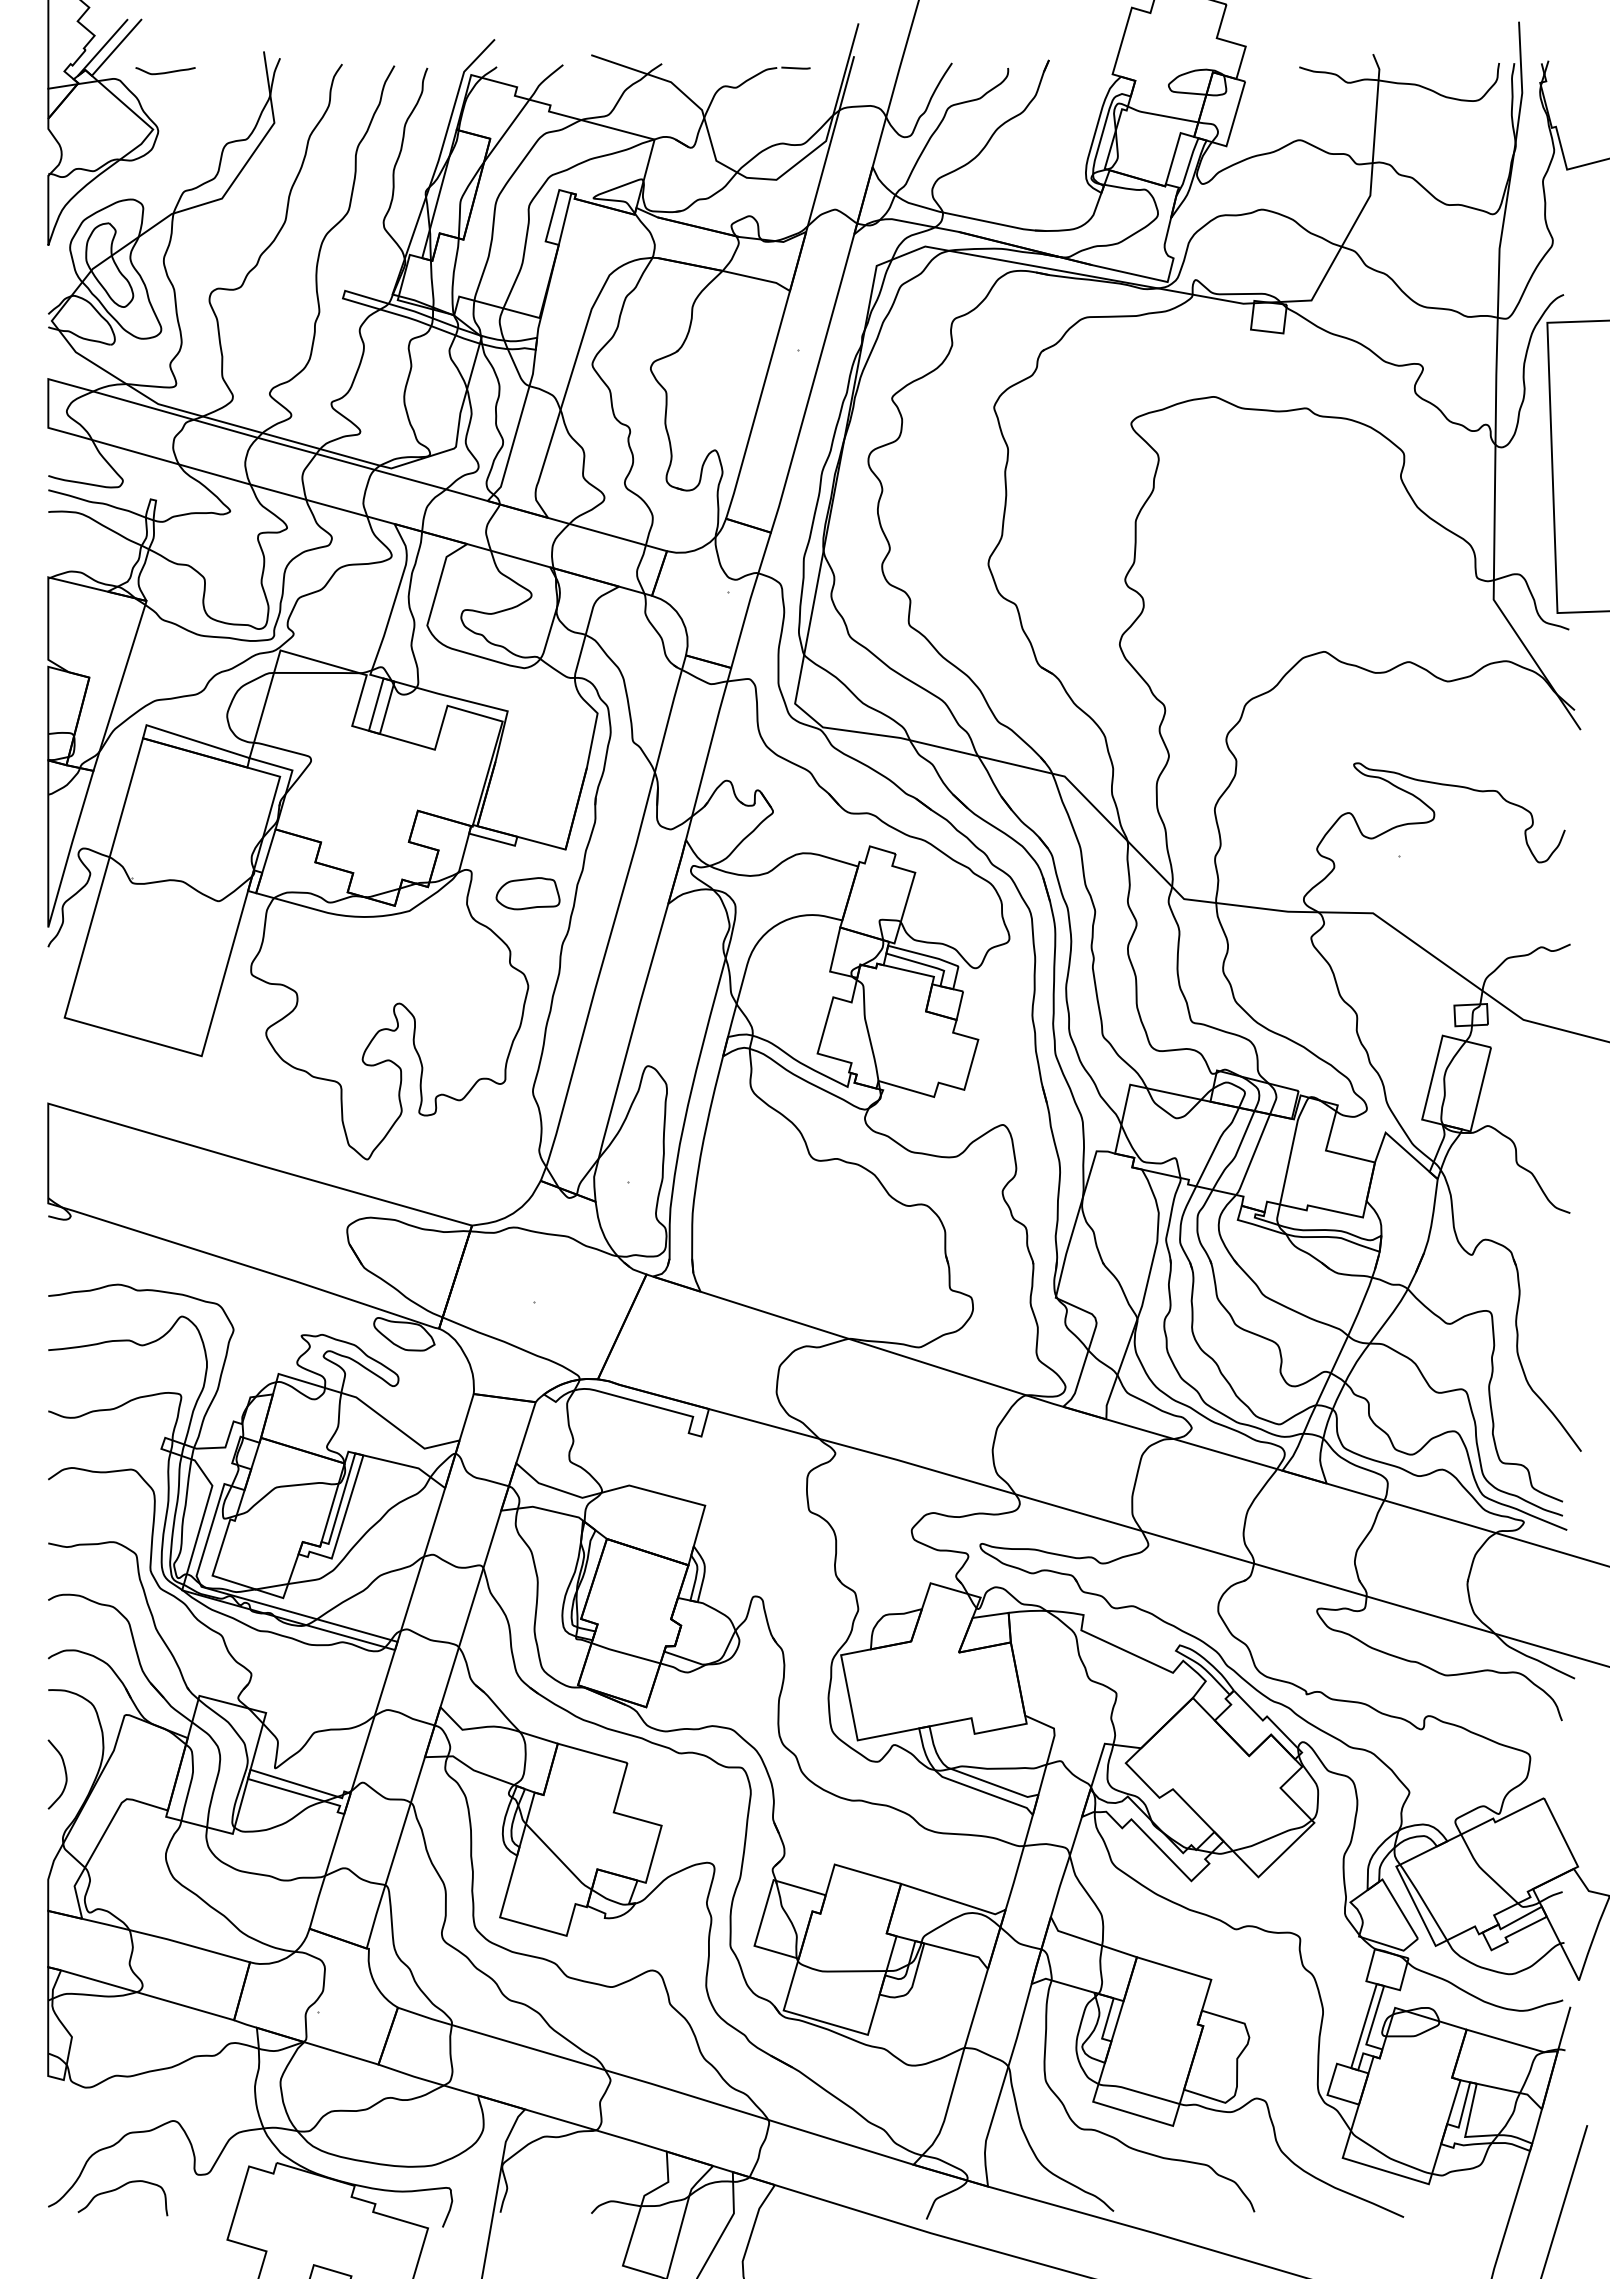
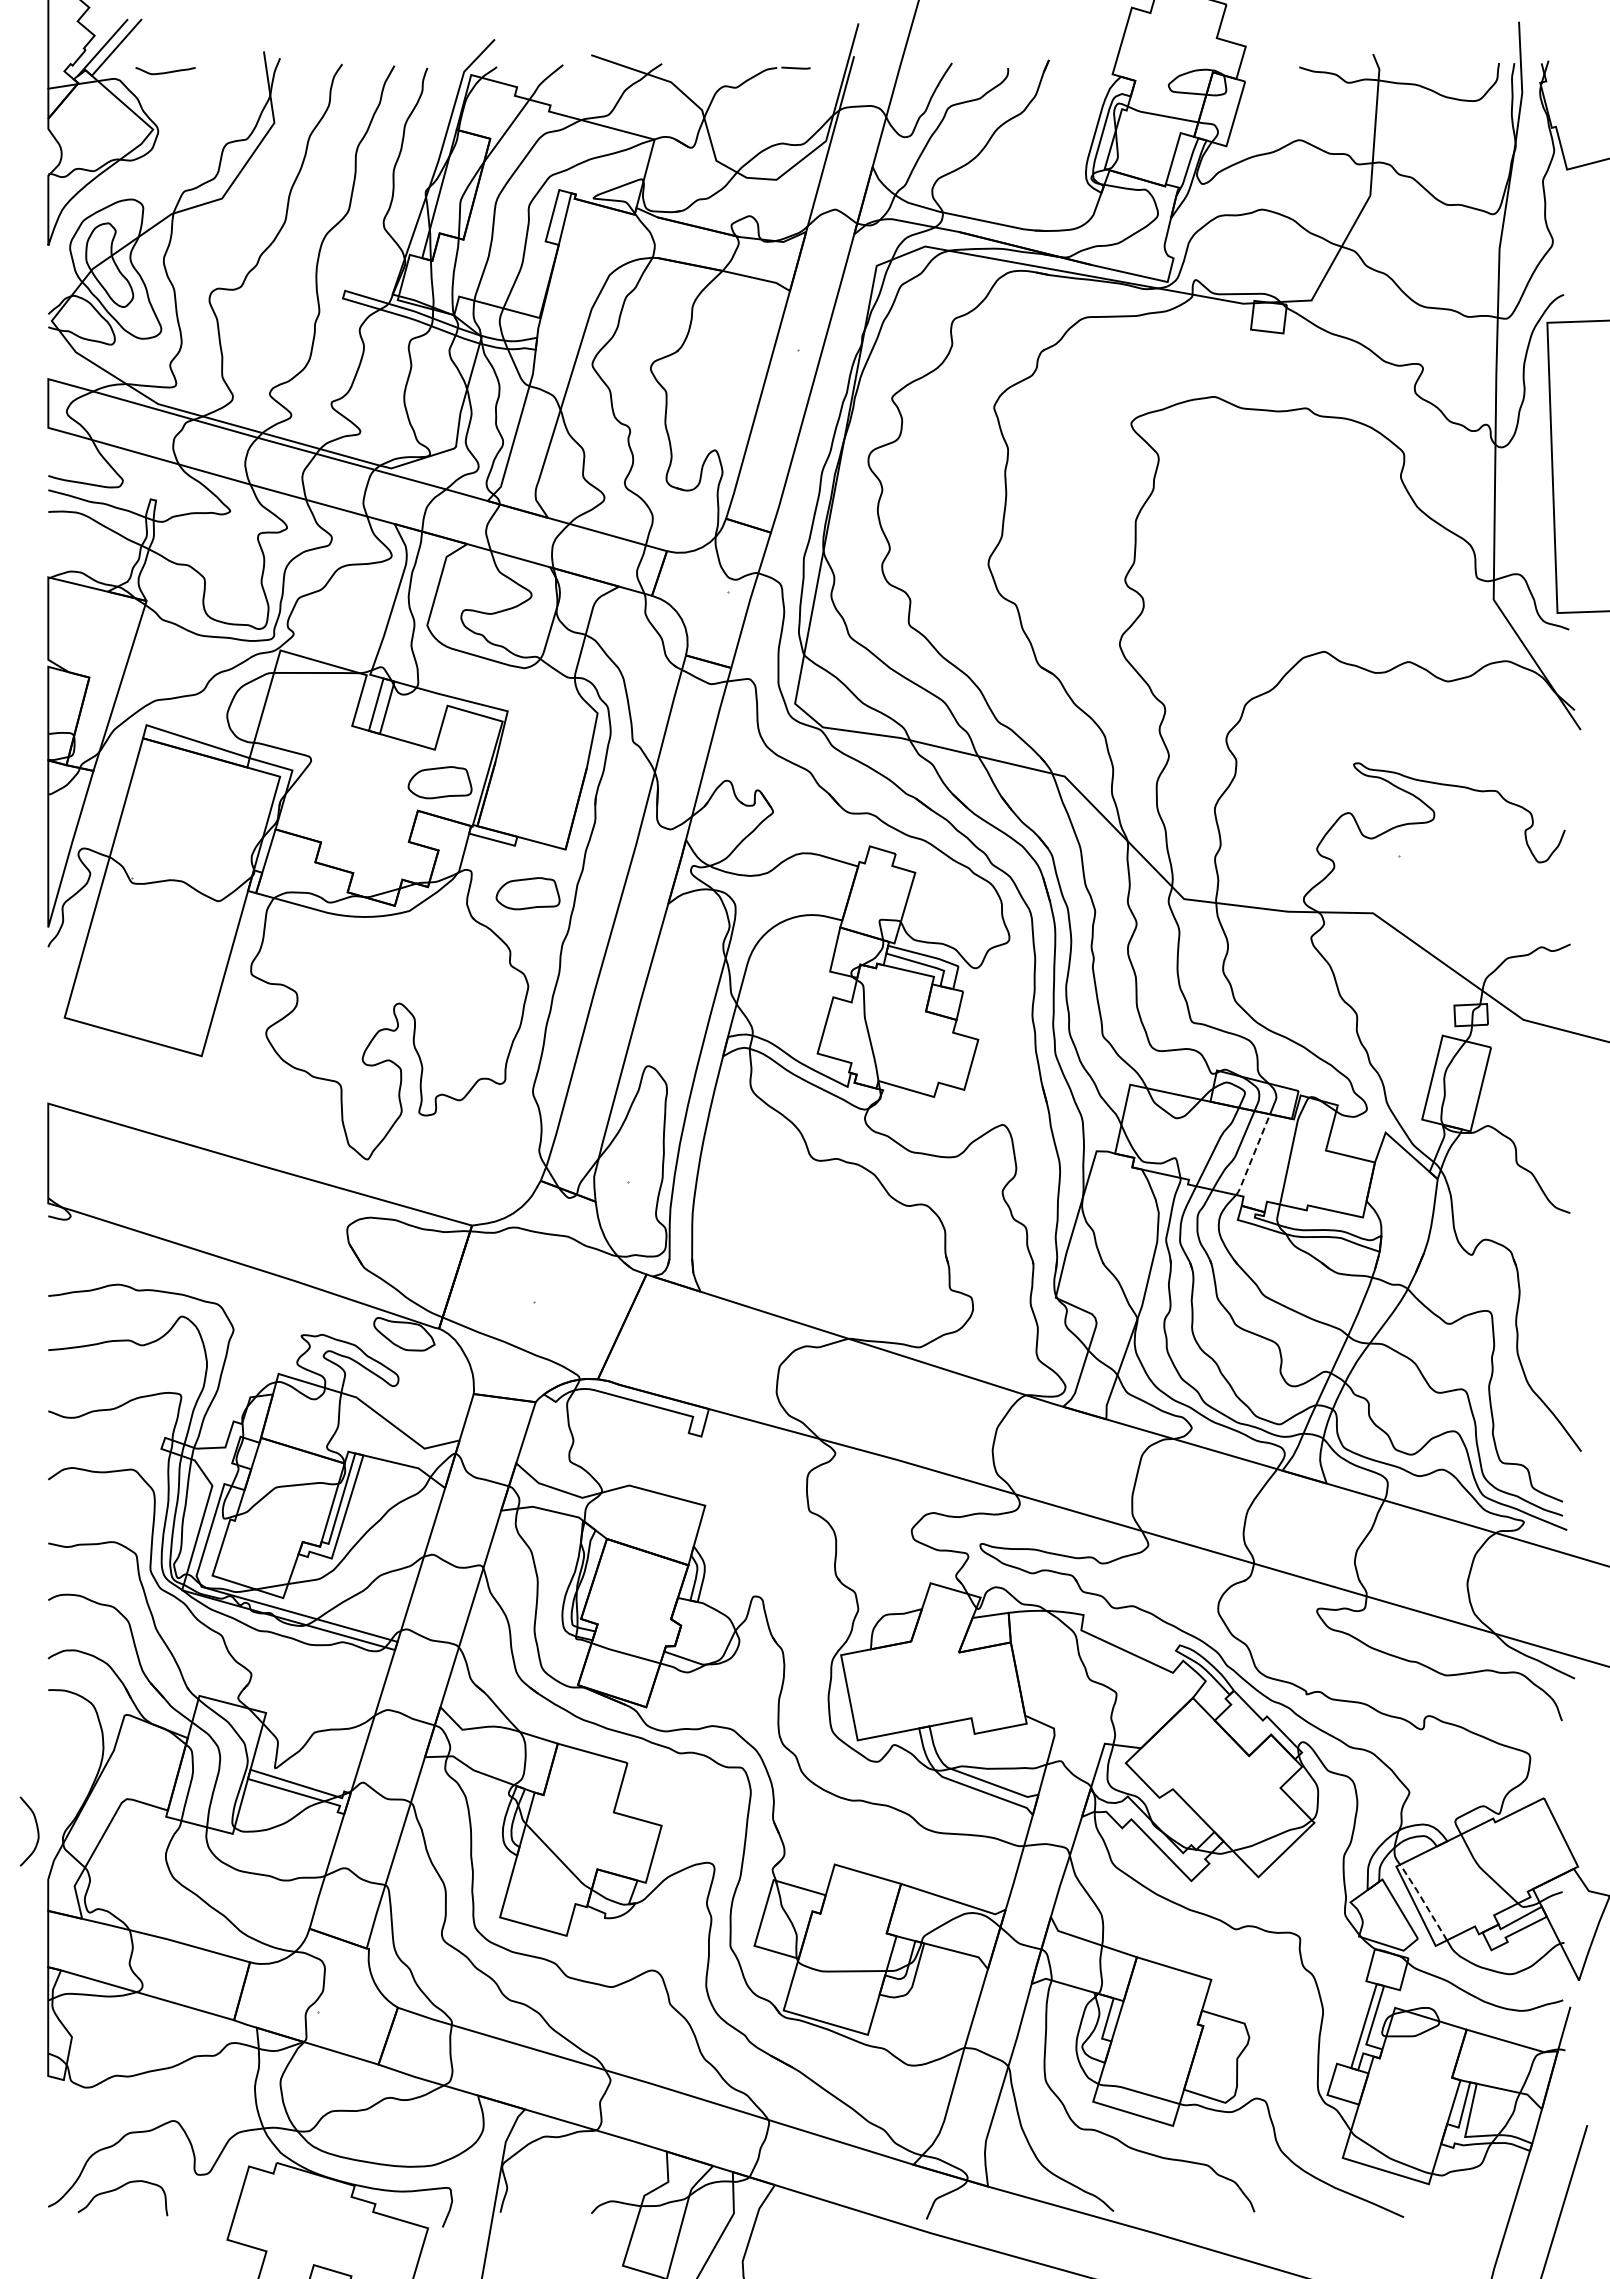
part: none -> present (439, 782)
line: solid -> dashed (1253, 1155)
curve position: (64, 1771) -> (36, 1828) (36, 1828)
line: solid -> dashed (1423, 1901)
